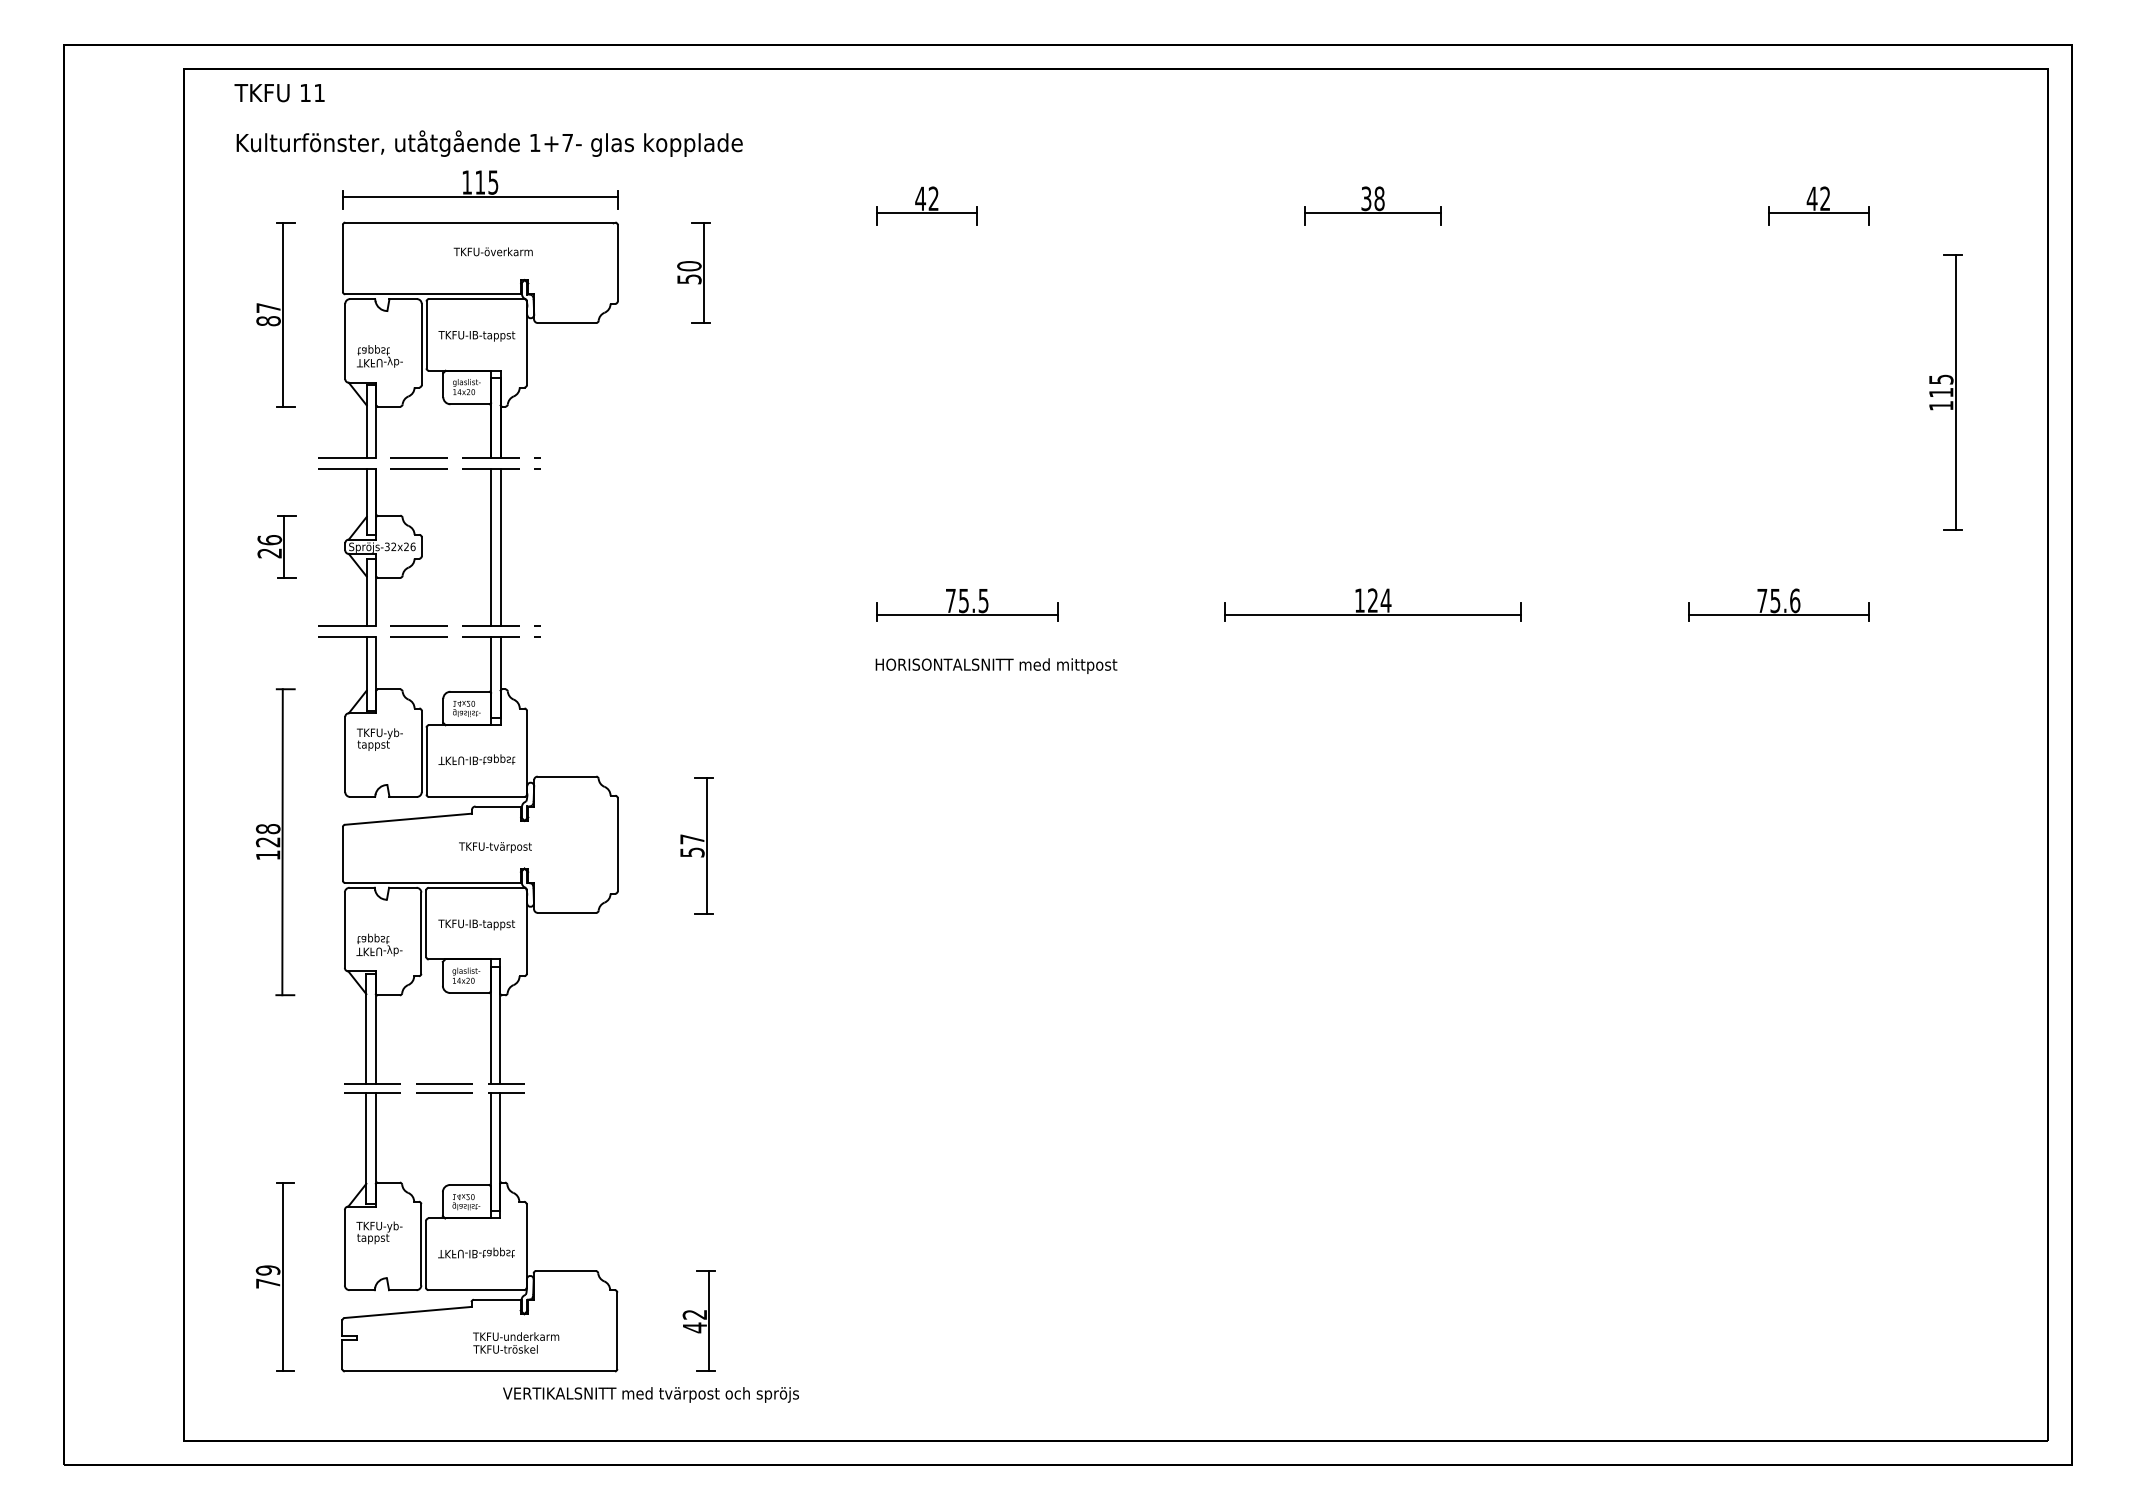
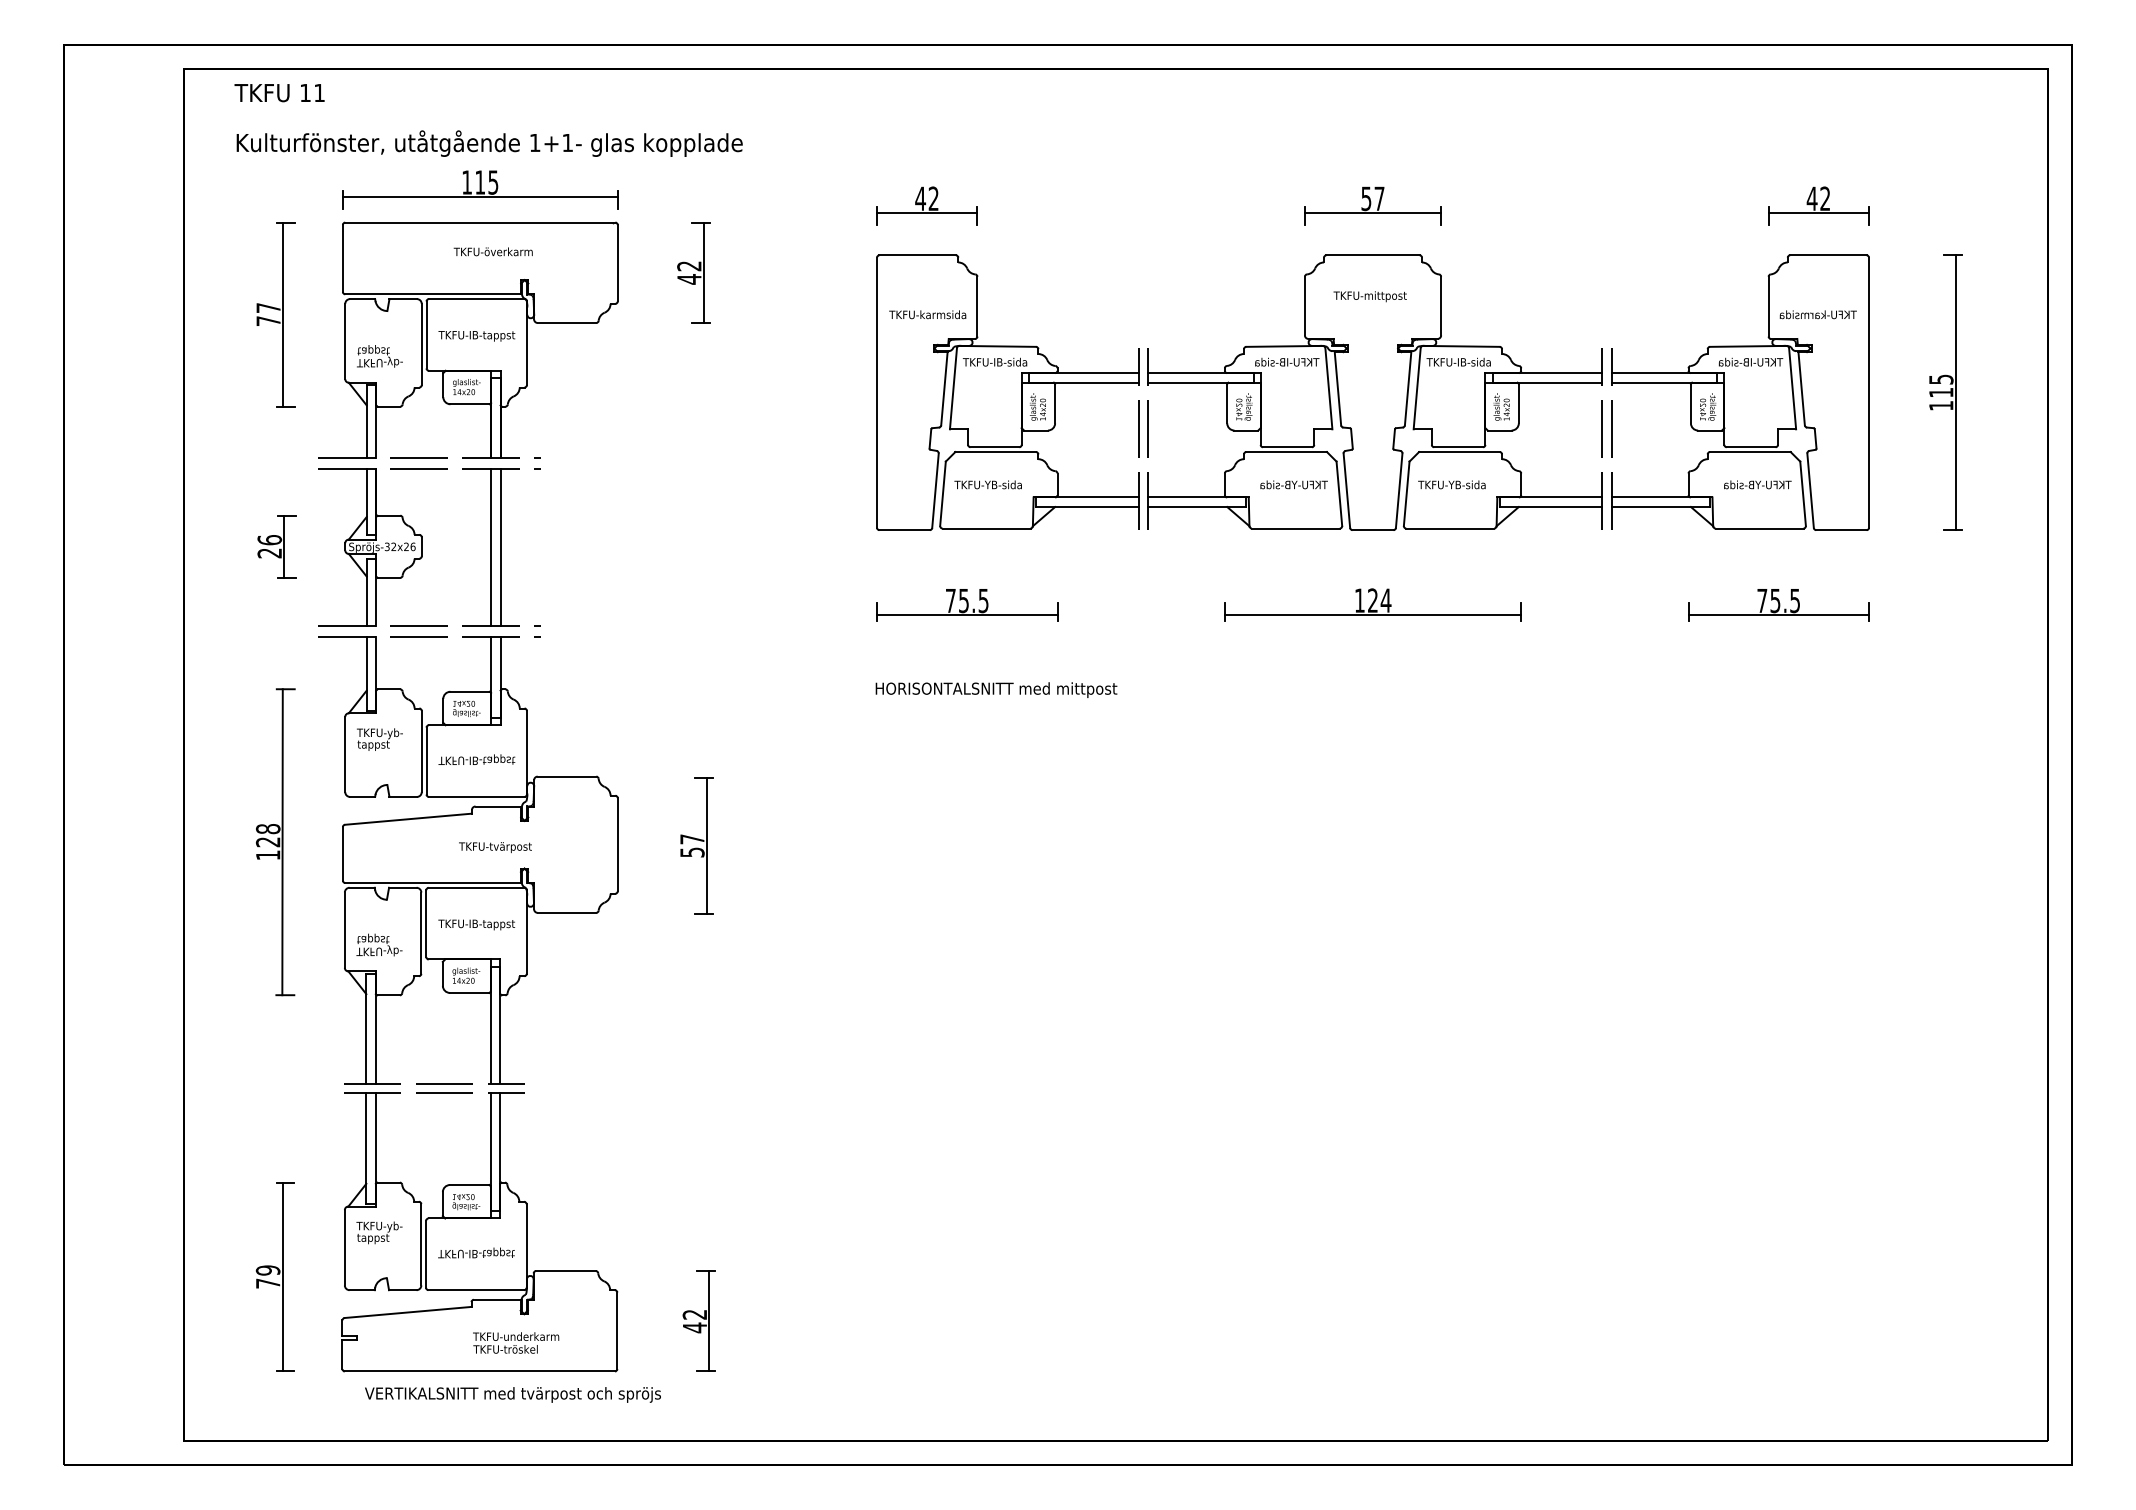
text: 1+7- -> 1+1- (567, 142)
text: 38 -> 57 (1373, 198)
text: 50 -> 42 (689, 272)
text: 87 -> 77 (268, 321)
part: none -> present (1372, 392)
text: 75.6 -> 75.5 (1795, 600)
text position: (996, 665) -> (996, 689) (996, 689)
text position: (650, 1394) -> (512, 1394) (512, 1394)
